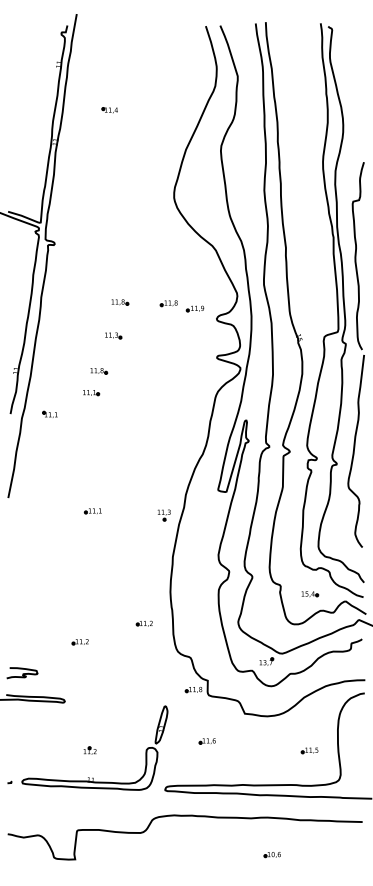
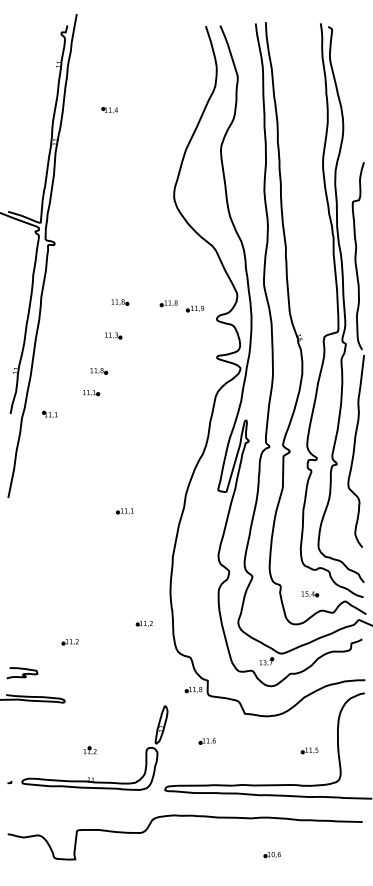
part position: (92, 511) -> (124, 511) (124, 511)
part: present -> none (163, 515)
part position: (79, 642) -> (69, 642) (69, 642)
